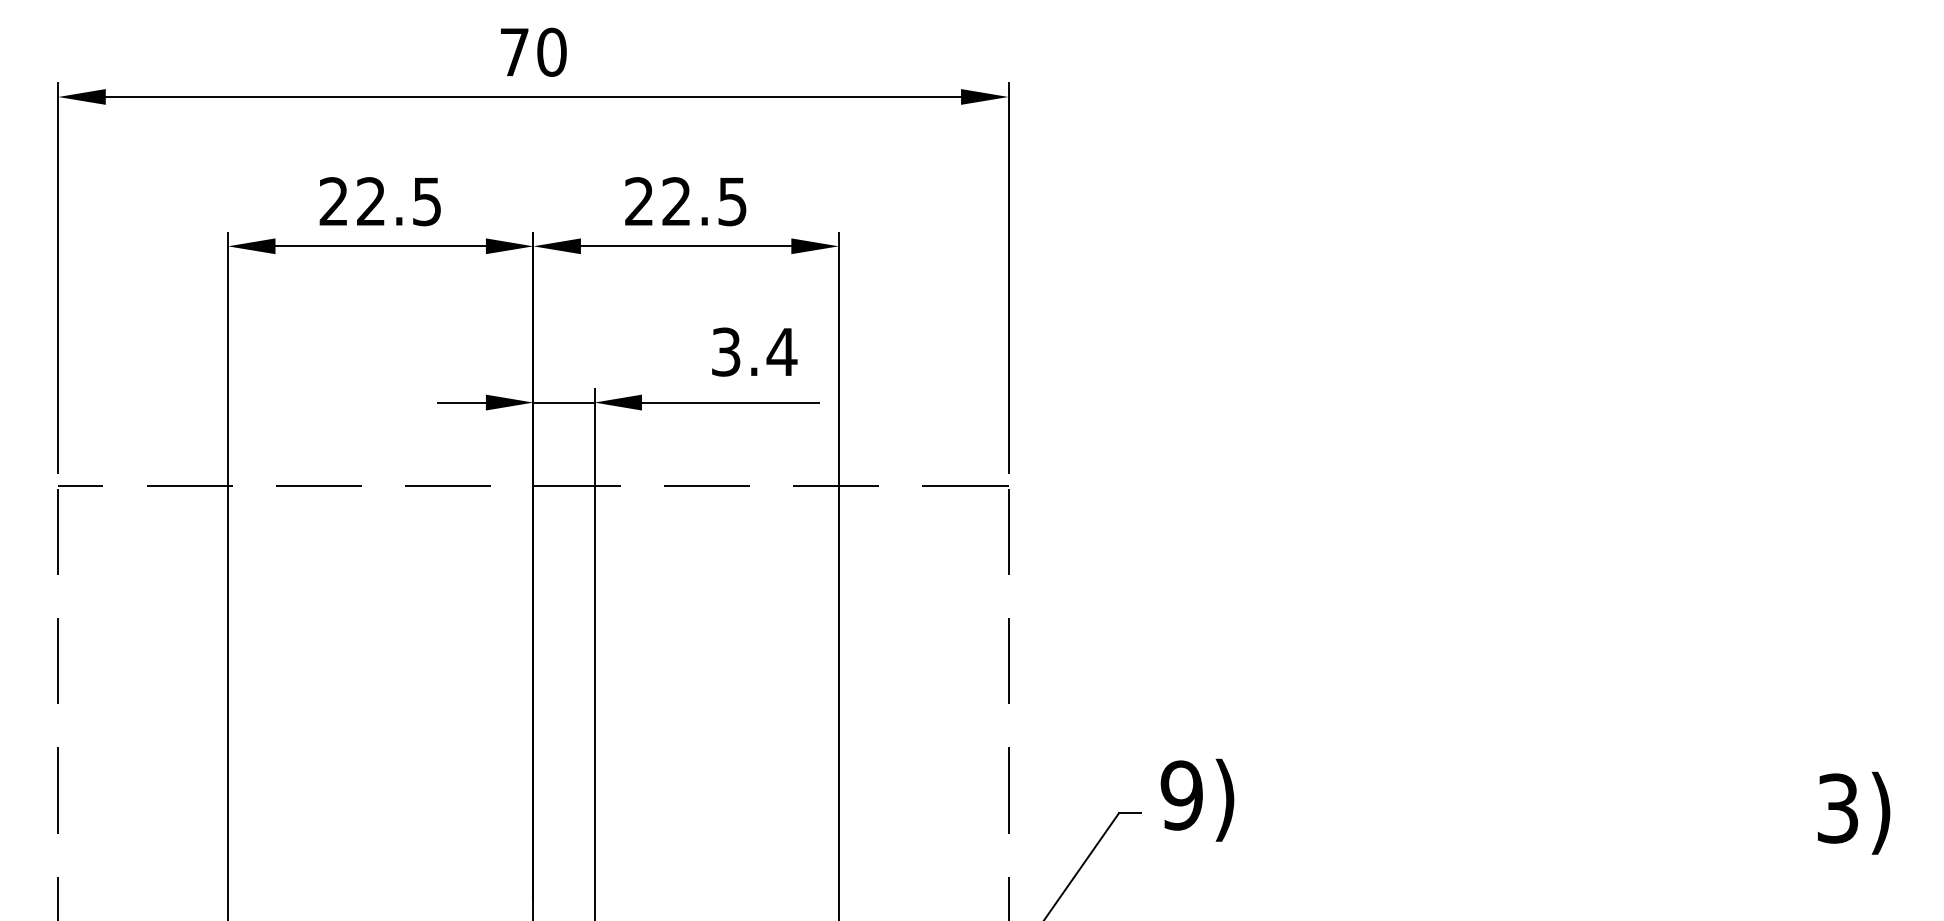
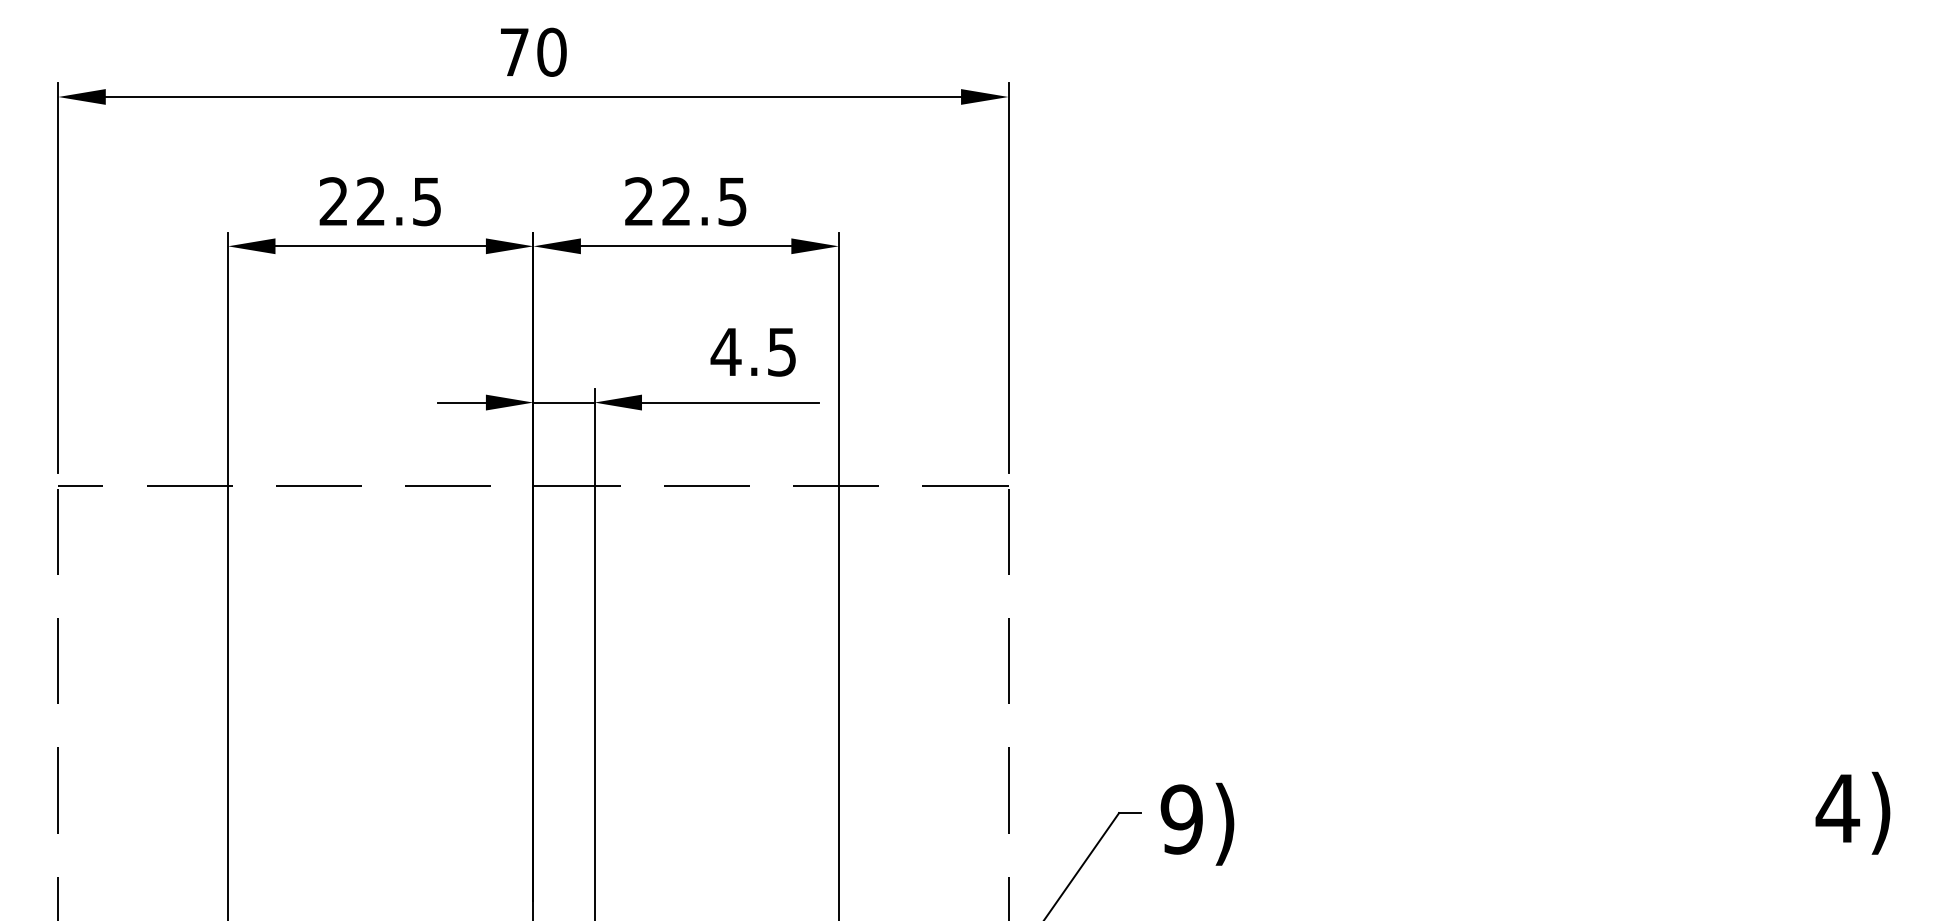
text: 3.4 -> 4.5 (753, 351)
text position: (1197, 799) -> (1197, 823) (1197, 823)
text: 3) -> 4) (1837, 808)
